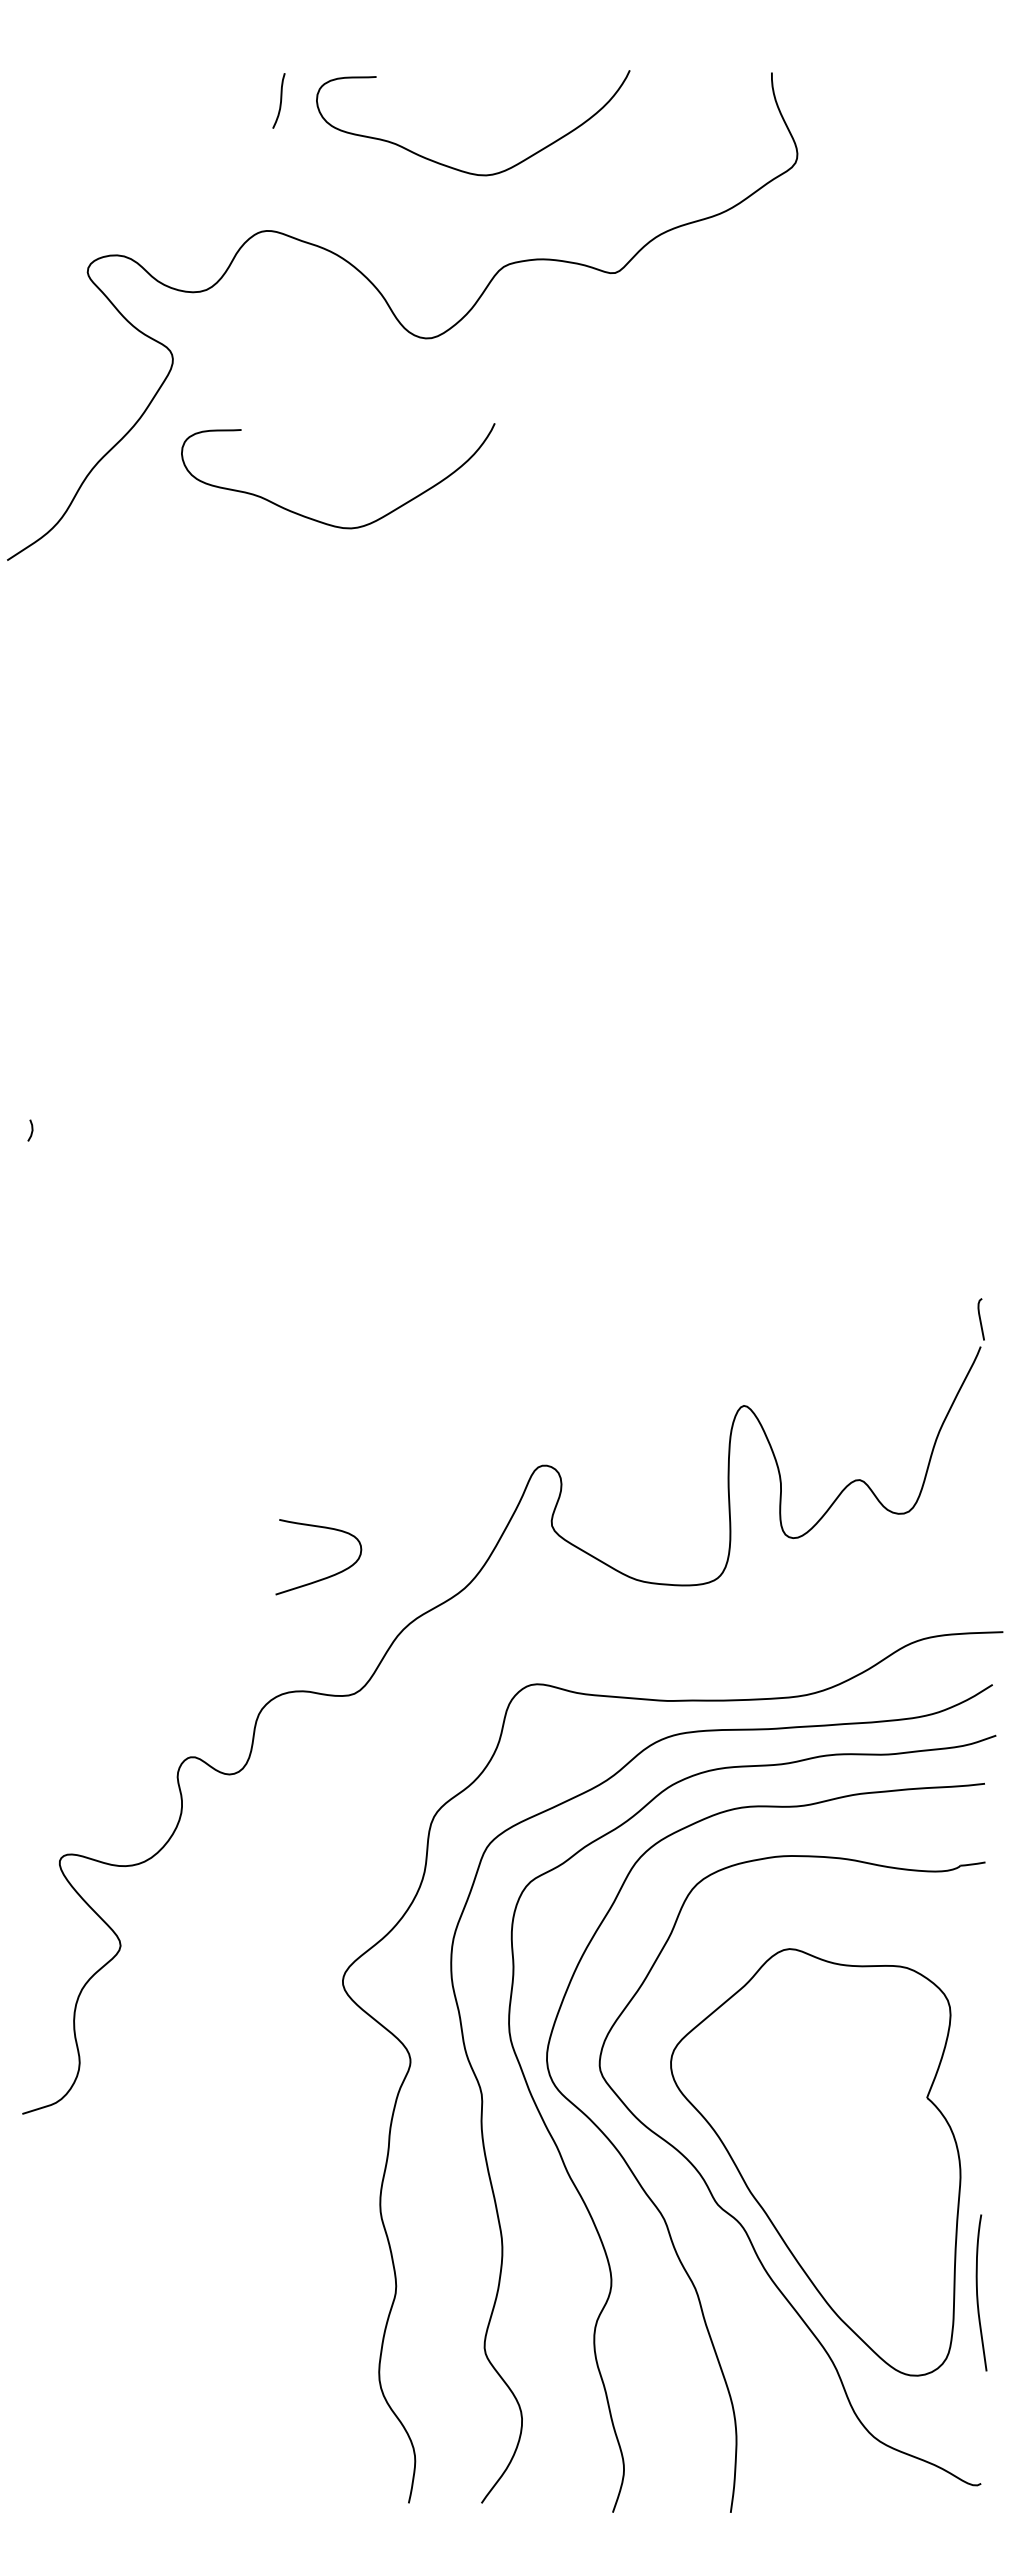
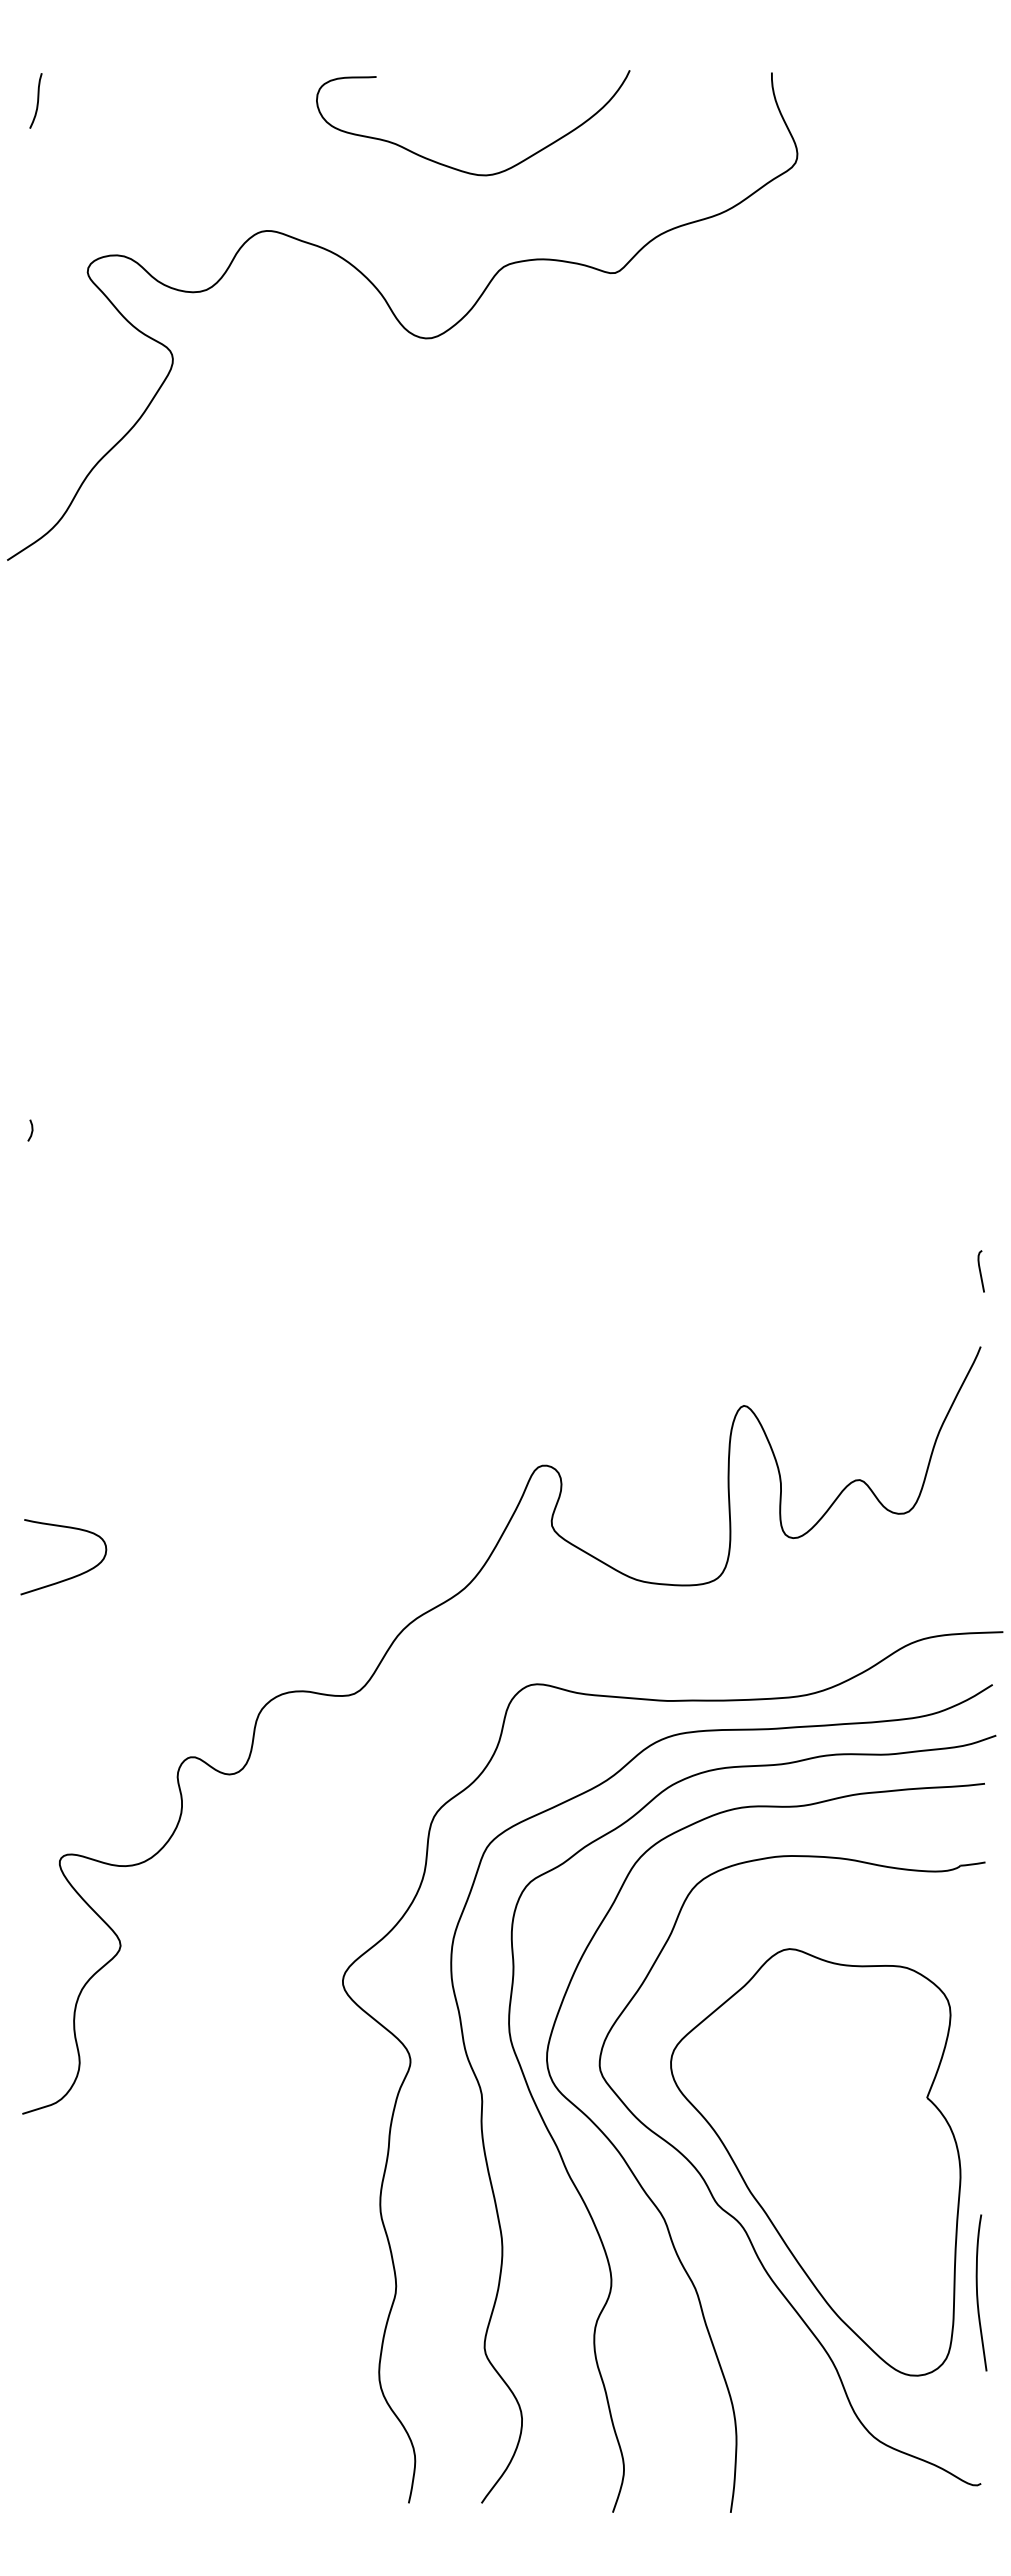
curve position: (280, 100) -> (37, 100) (37, 100)
curve: present -> none (322, 521)
curve position: (980, 1319) -> (980, 1271) (980, 1271)
curve position: (324, 1577) -> (69, 1577) (69, 1577)
